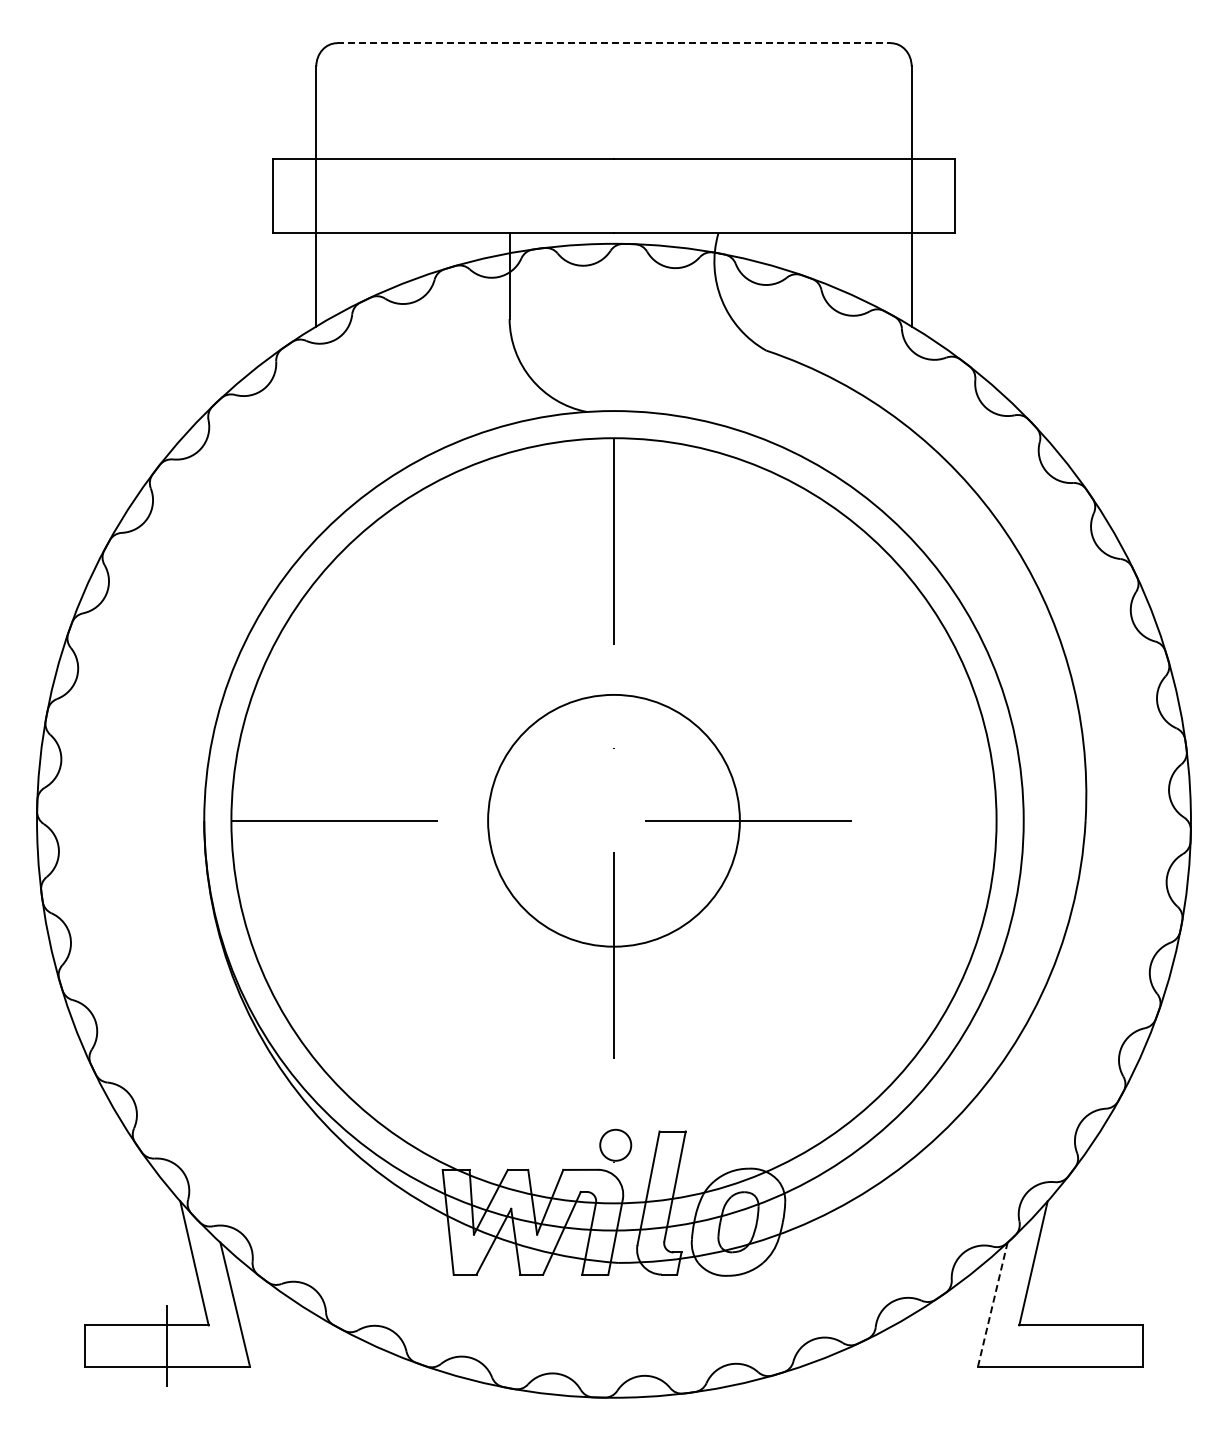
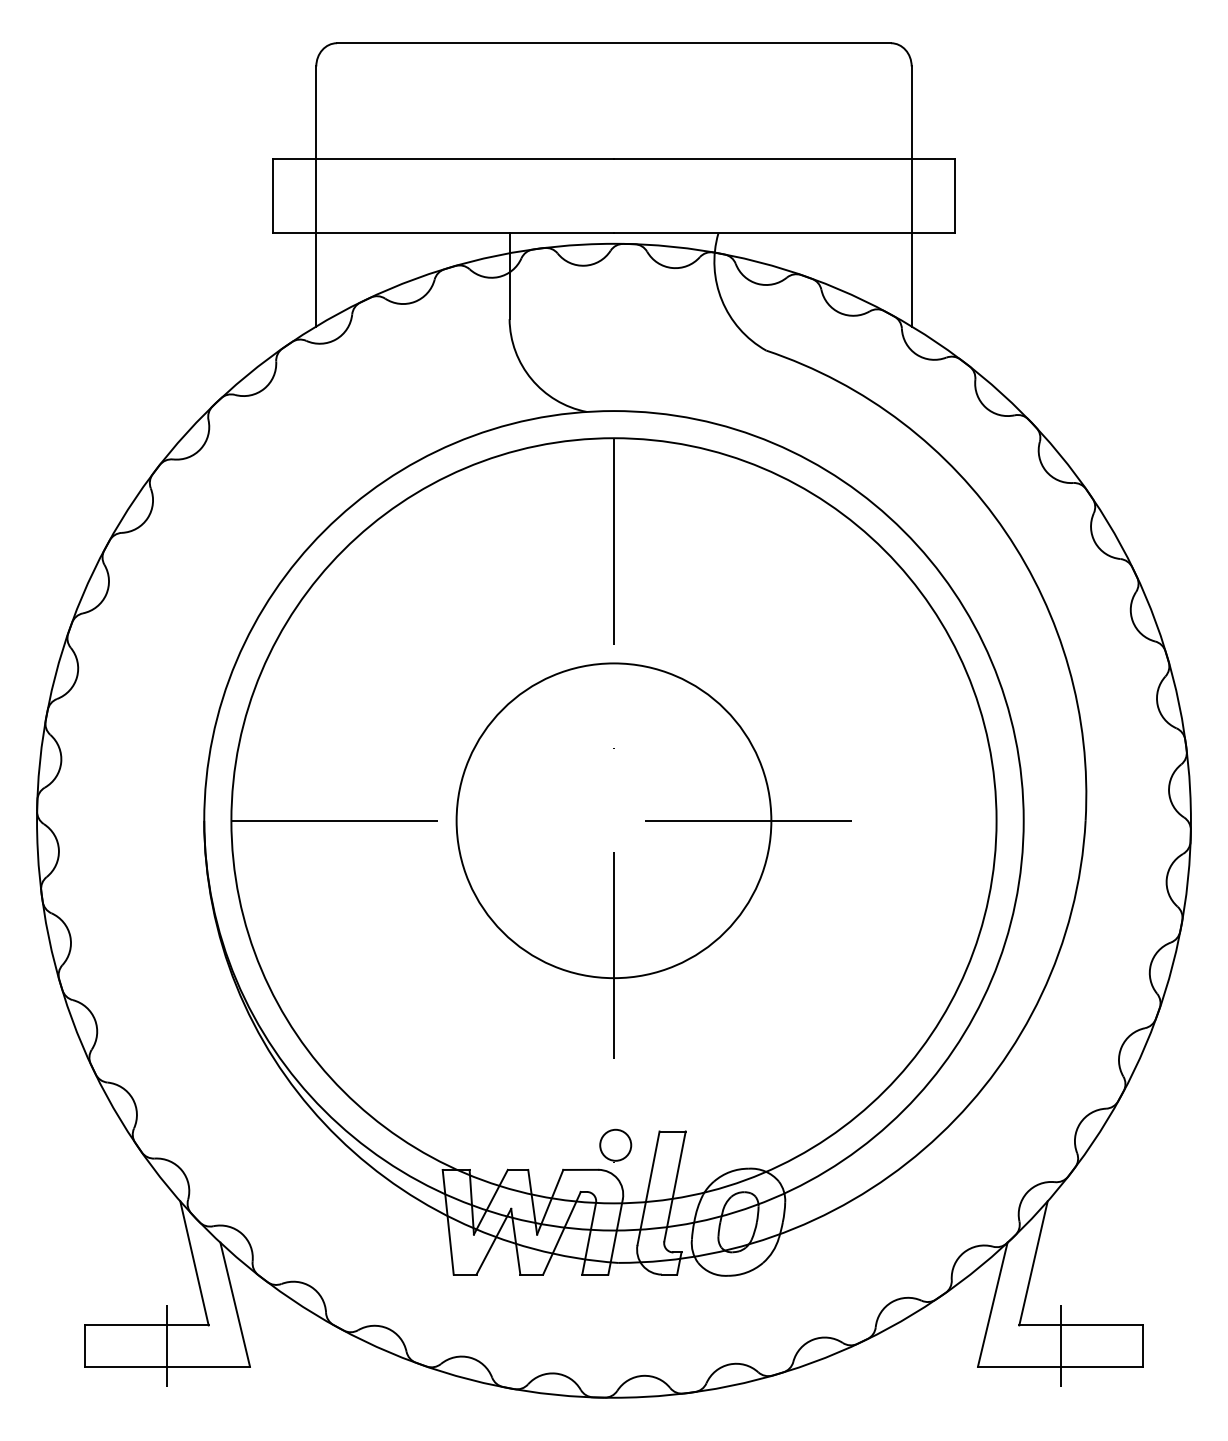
line: dashed -> solid (614, 43)
circle diameter: 252 px -> 315 px (613, 820)
line: dashed -> solid (992, 1304)
line: none -> present (1060, 1345)
